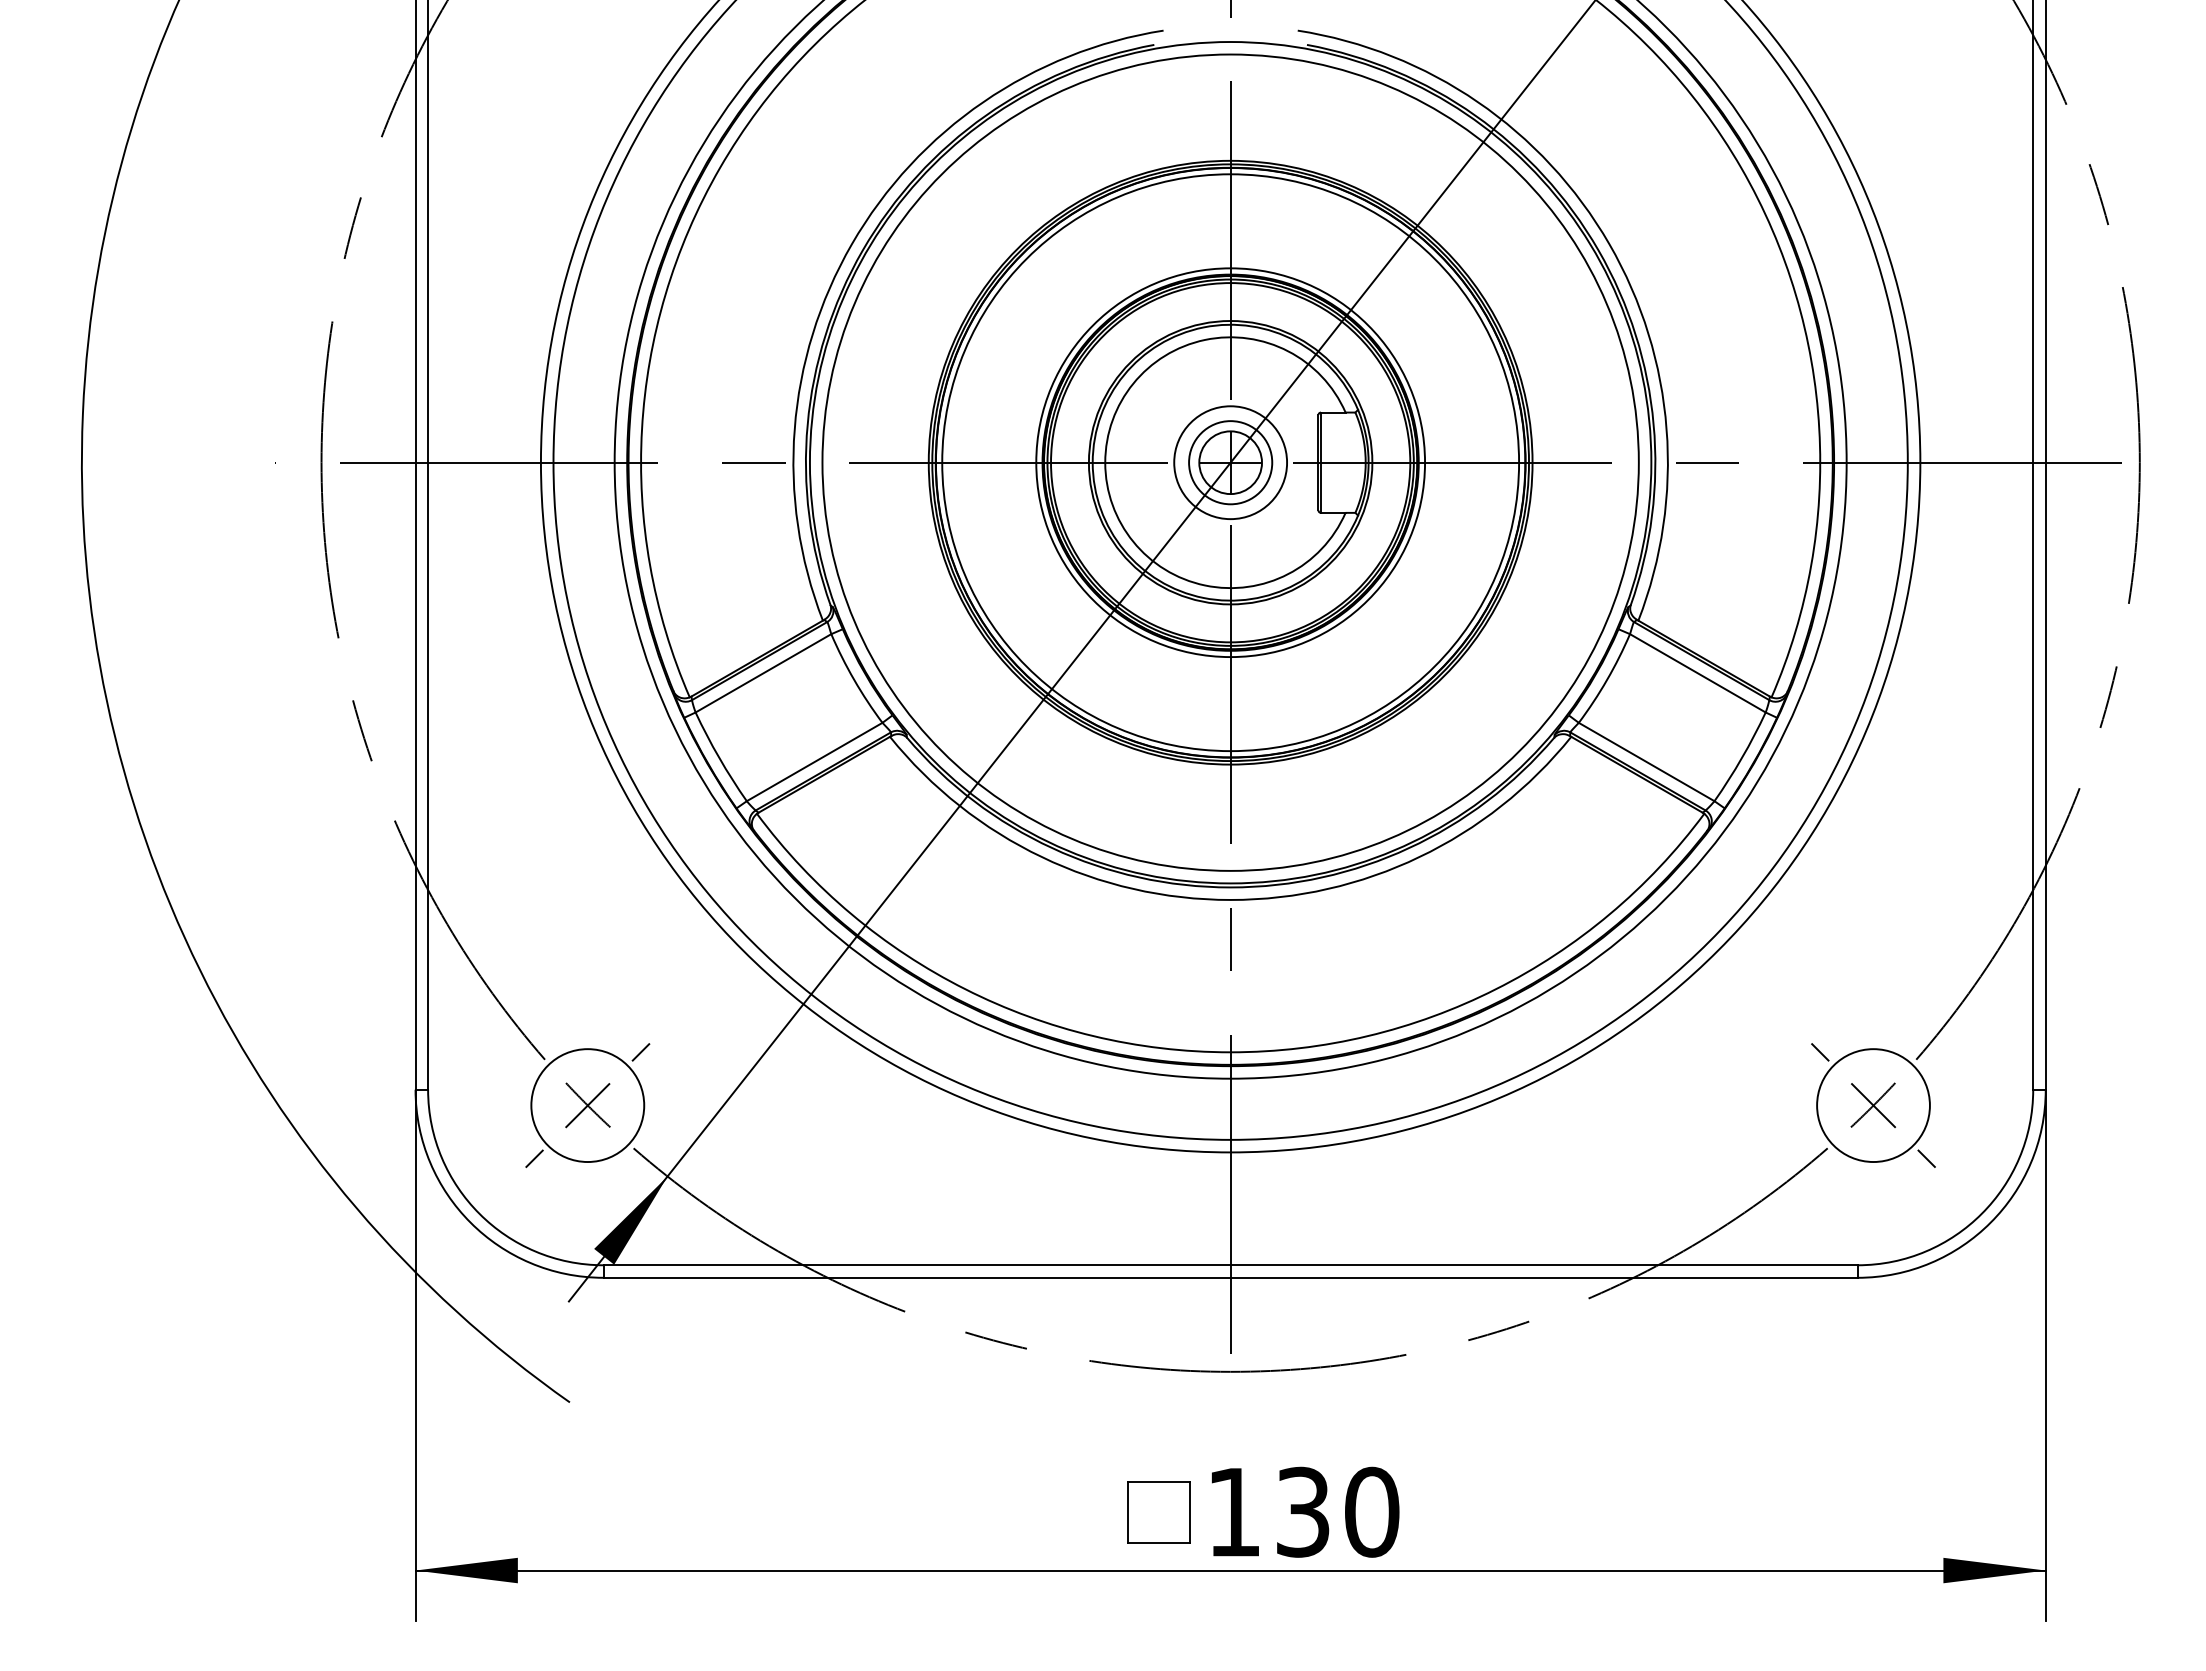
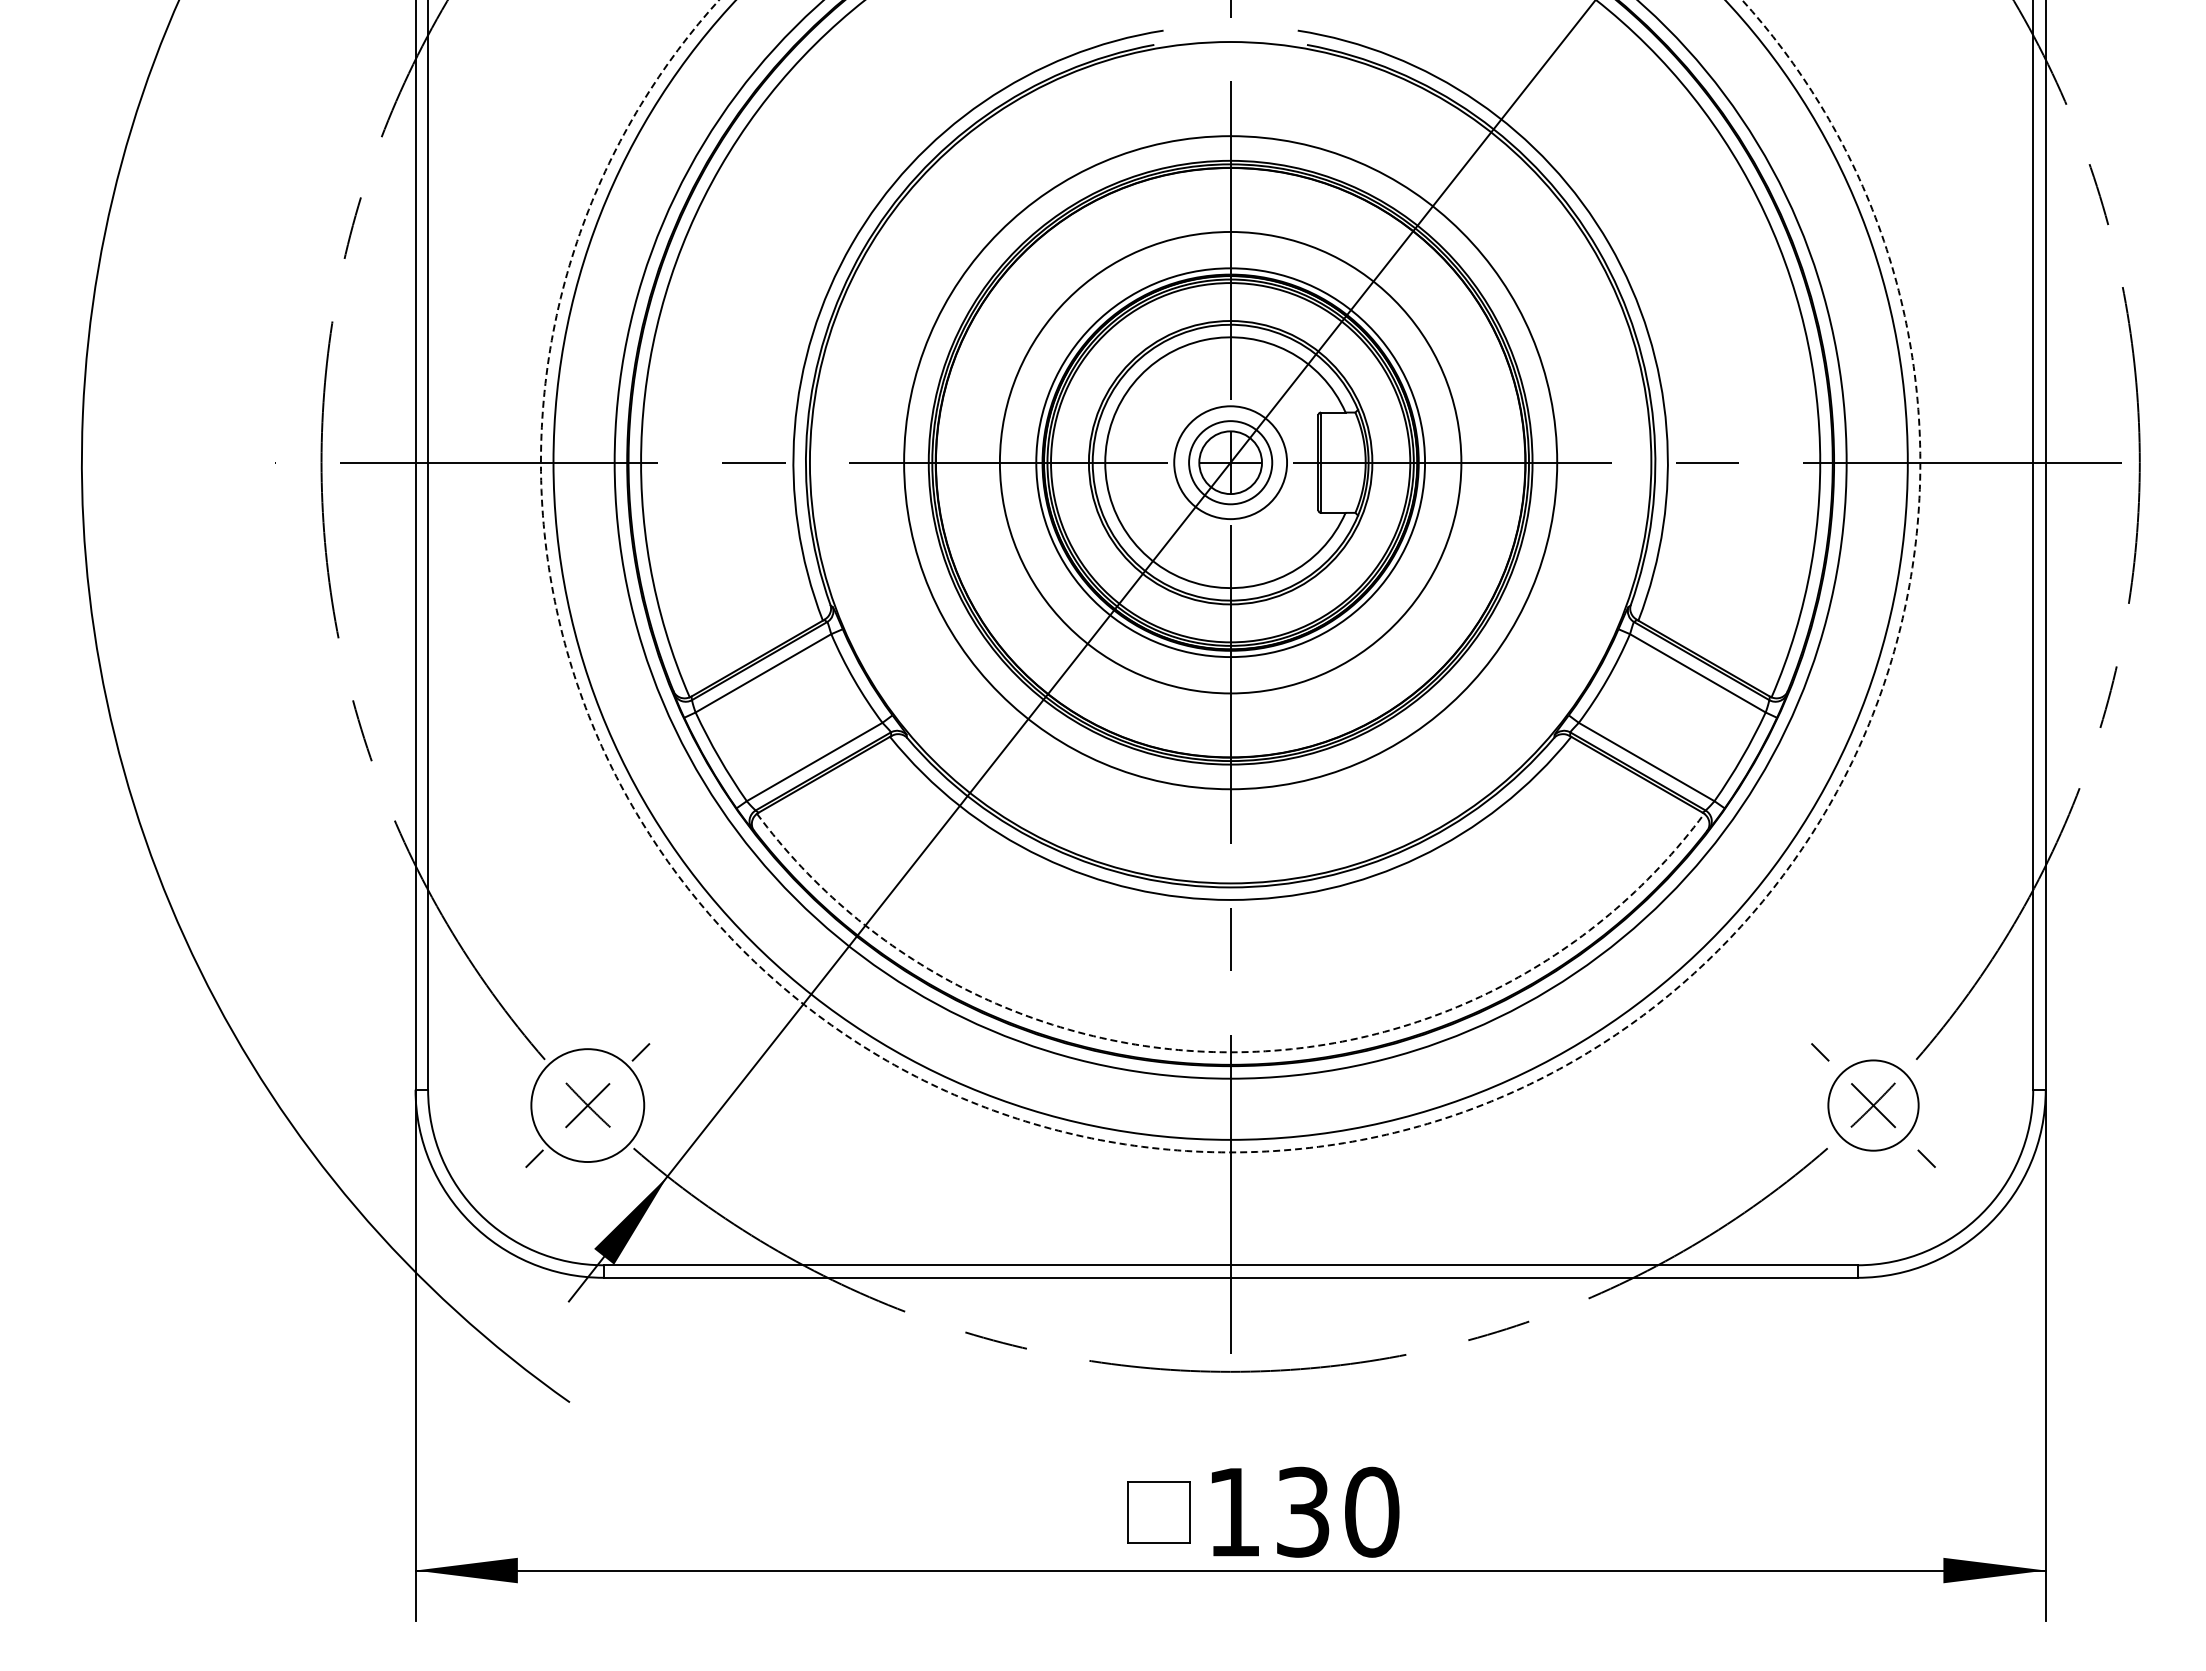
circle diameter: 577 px -> 461 px (1230, 462)
circle diameter: 816 px -> 653 px (1230, 462)
circle: solid -> dashed (1230, 576)
arc: solid -> dashed (1230, 1052)
circle diameter: 113 px -> 90 px (1873, 1105)
